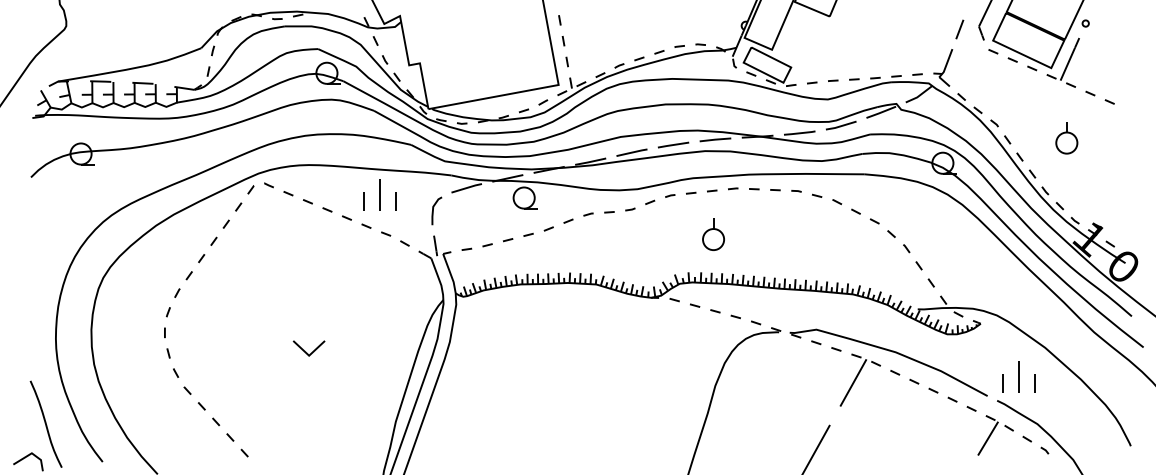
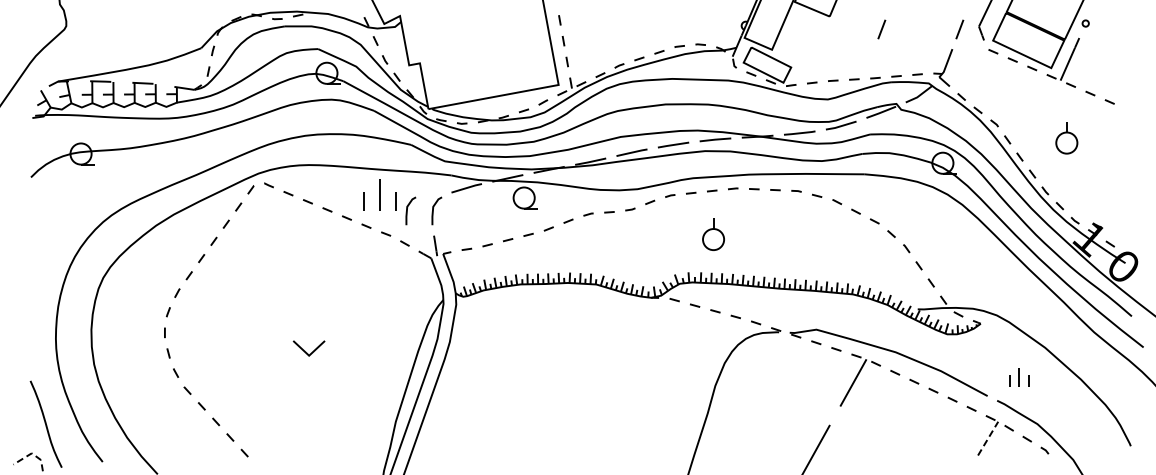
line: none -> present (881, 29)
line: none -> present (407, 210)
part size: 34x32 px -> 21x19 px (1019, 377)
line: solid -> dashed (988, 438)
line: solid -> dashed (32, 453)
